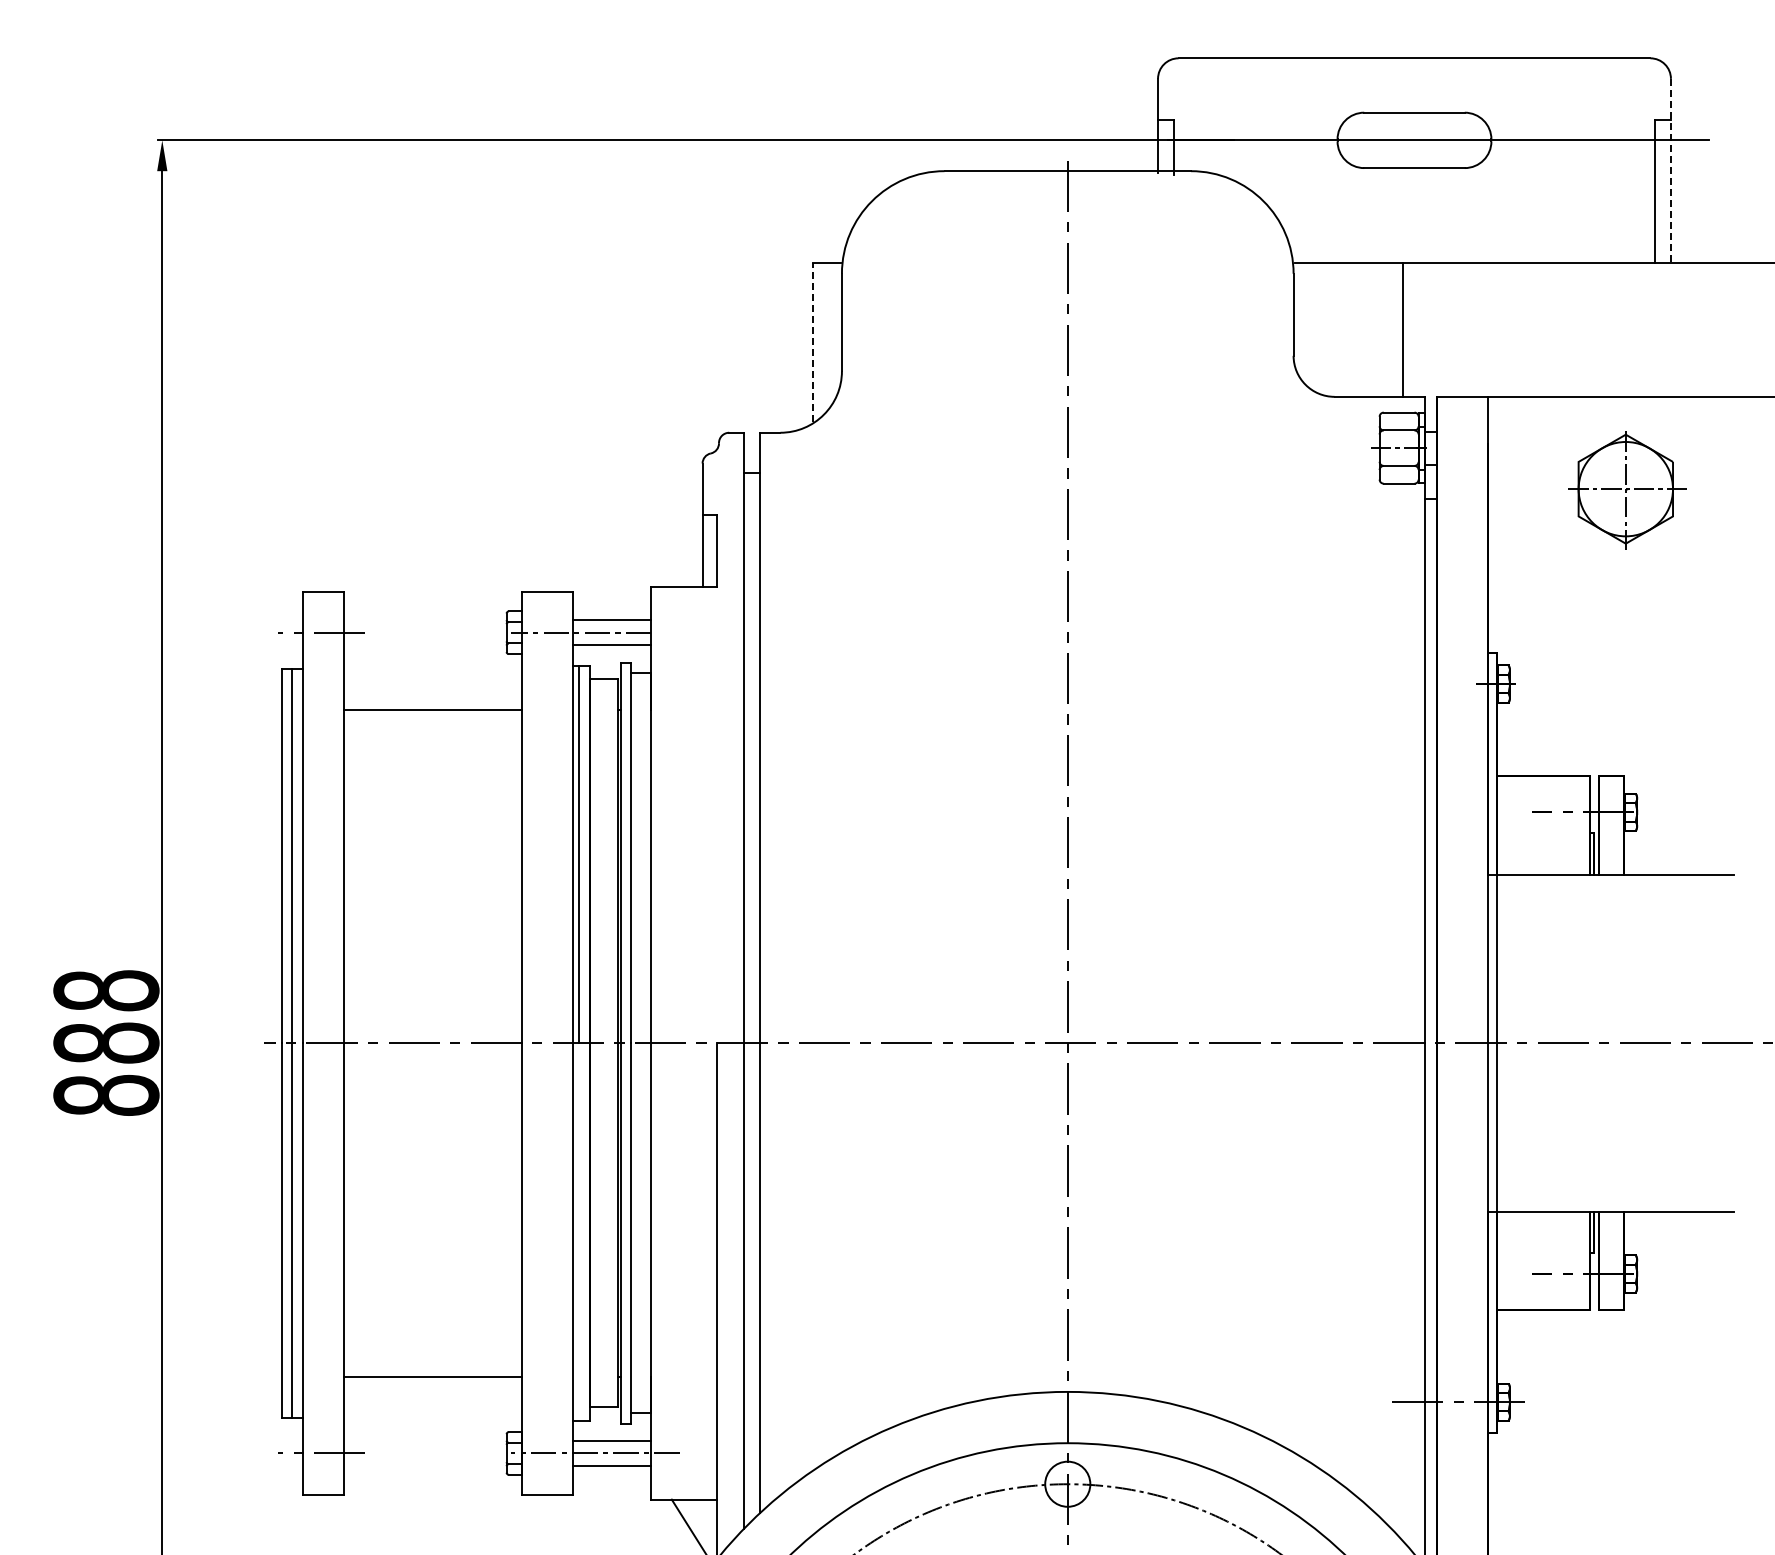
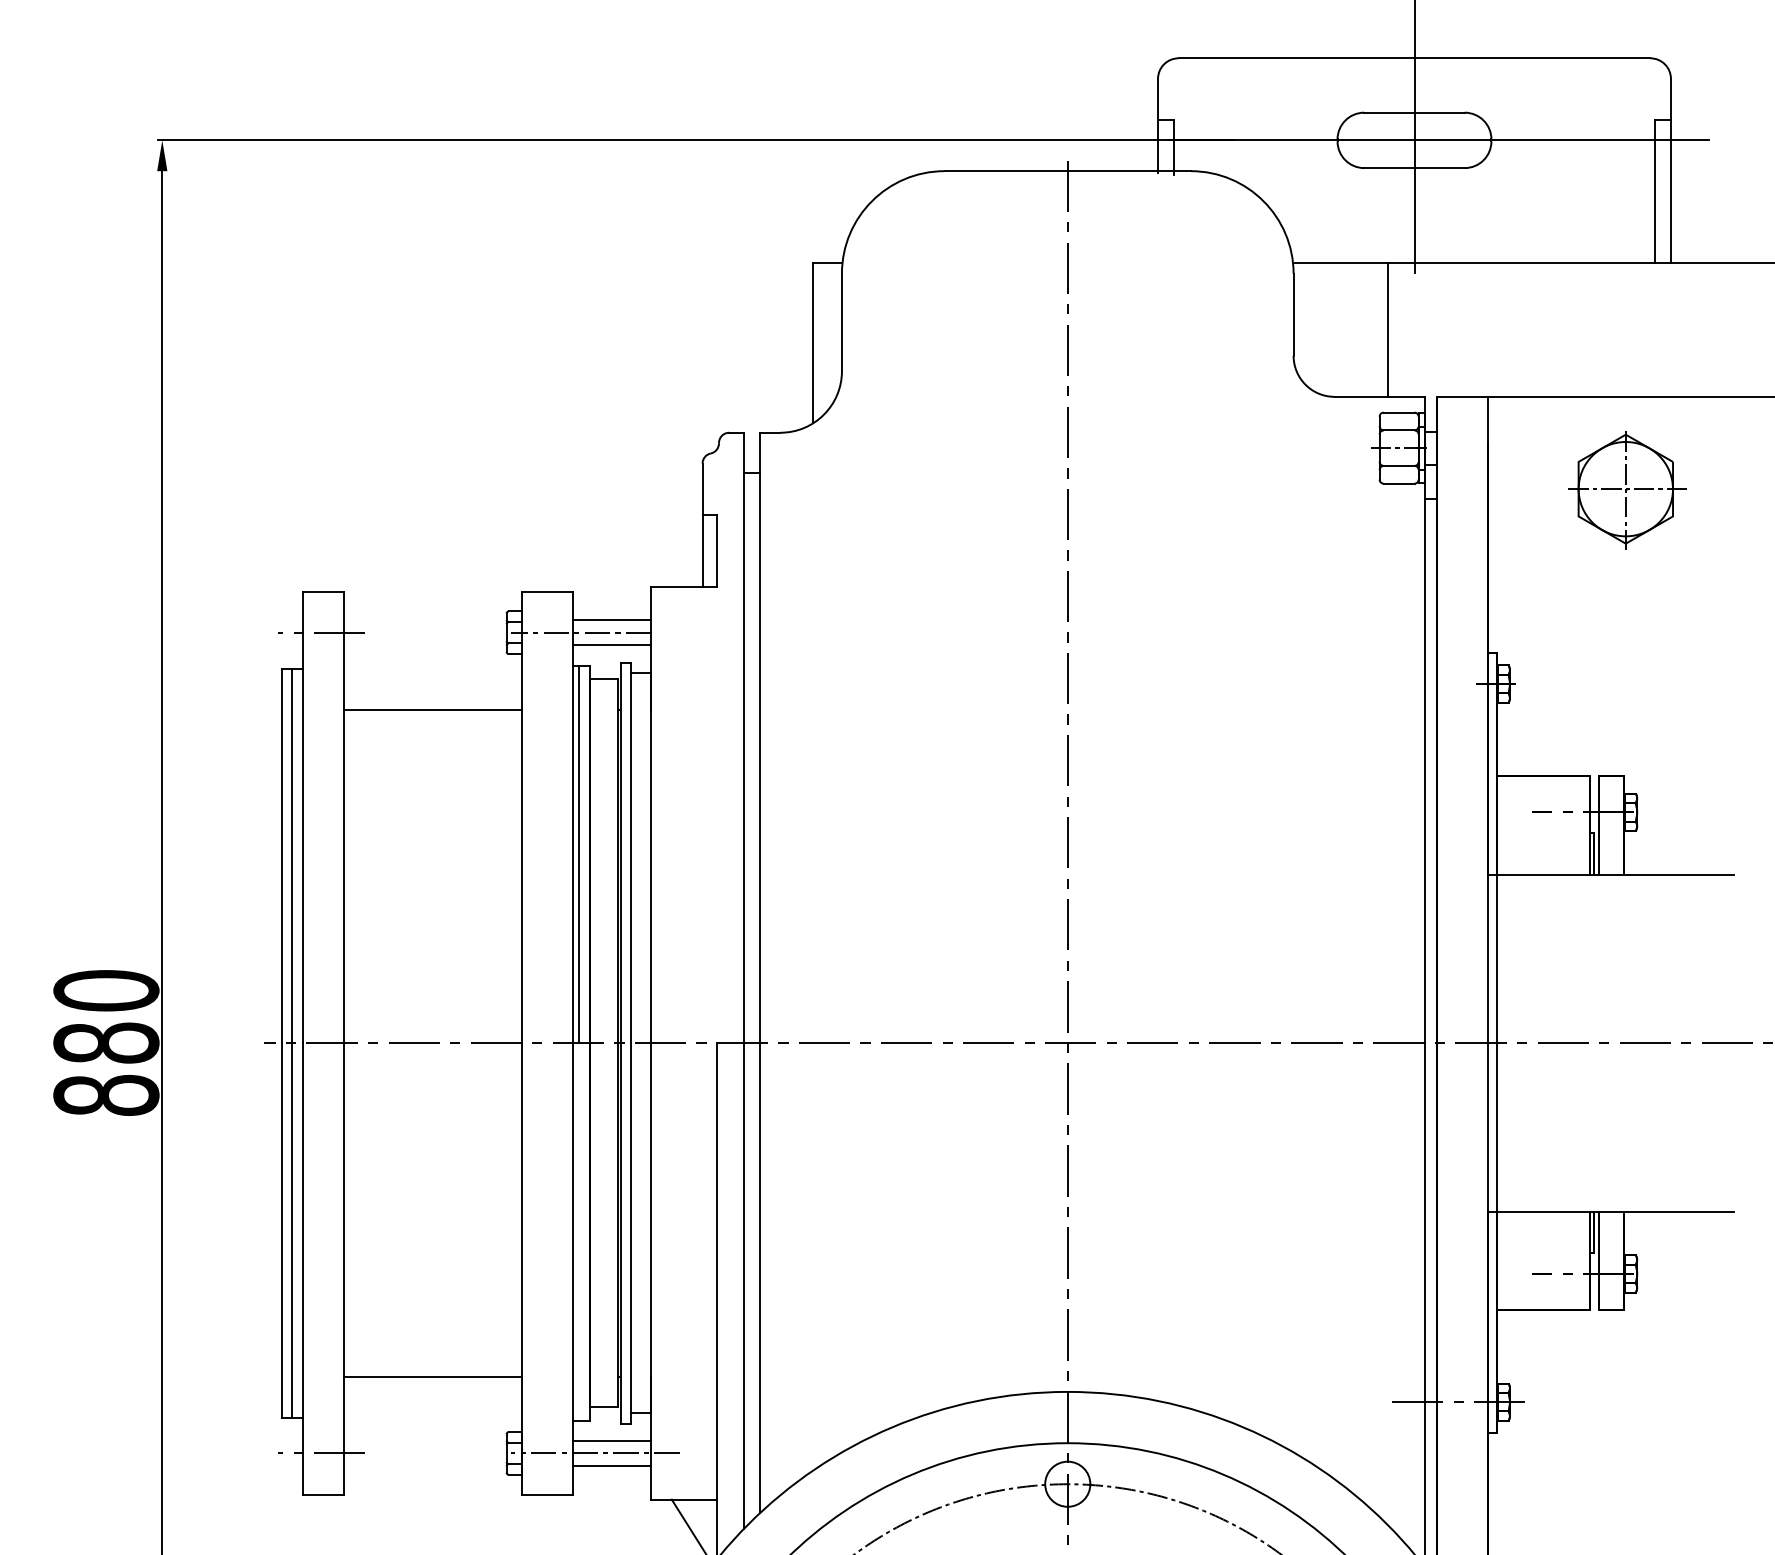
line: none -> present (1414, 137)
line: dashed -> solid (1670, 171)
line position: (1402, 329) -> (1387, 329) (1387, 329)
line: dashed -> solid (813, 342)
text: 888 -> 880 (106, 990)
